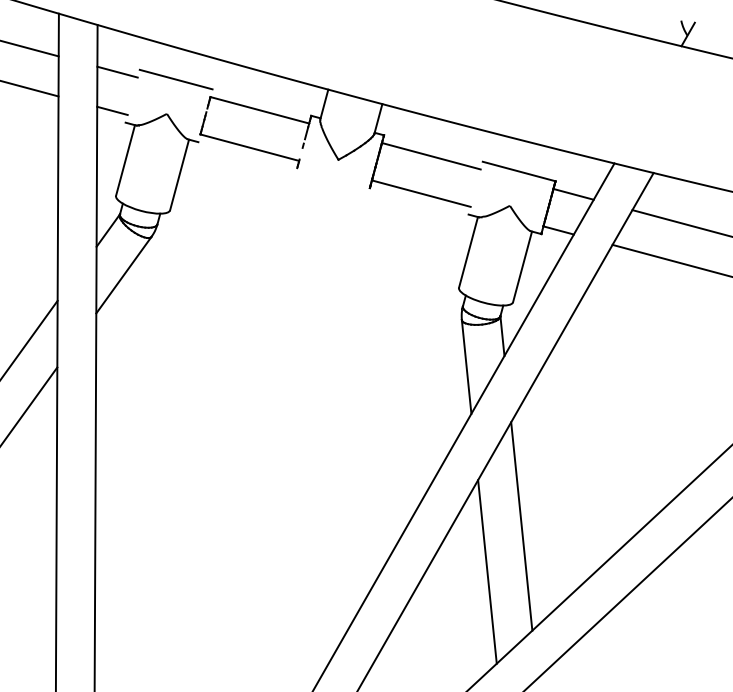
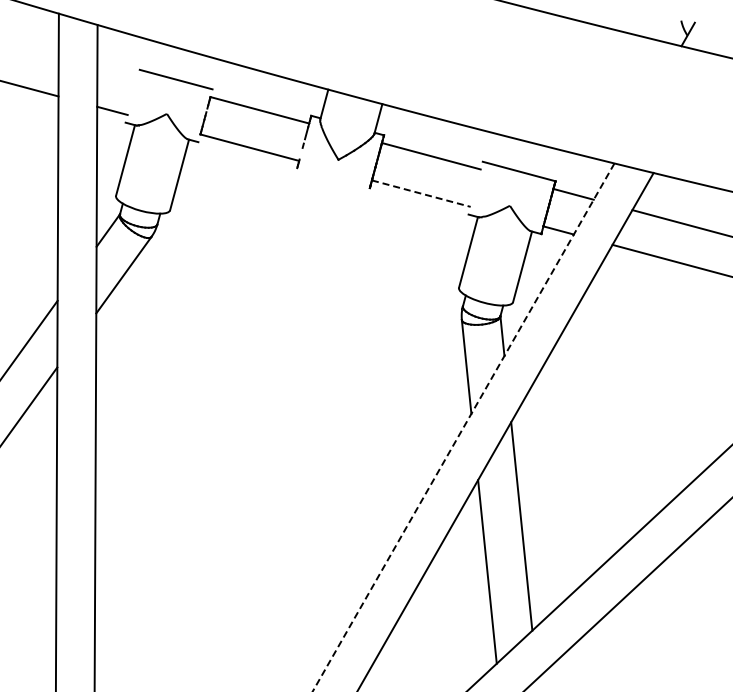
line: present -> none (30, 48)
line: present -> none (117, 71)
line: solid -> dashed (421, 193)
line: solid -> dashed (463, 428)
